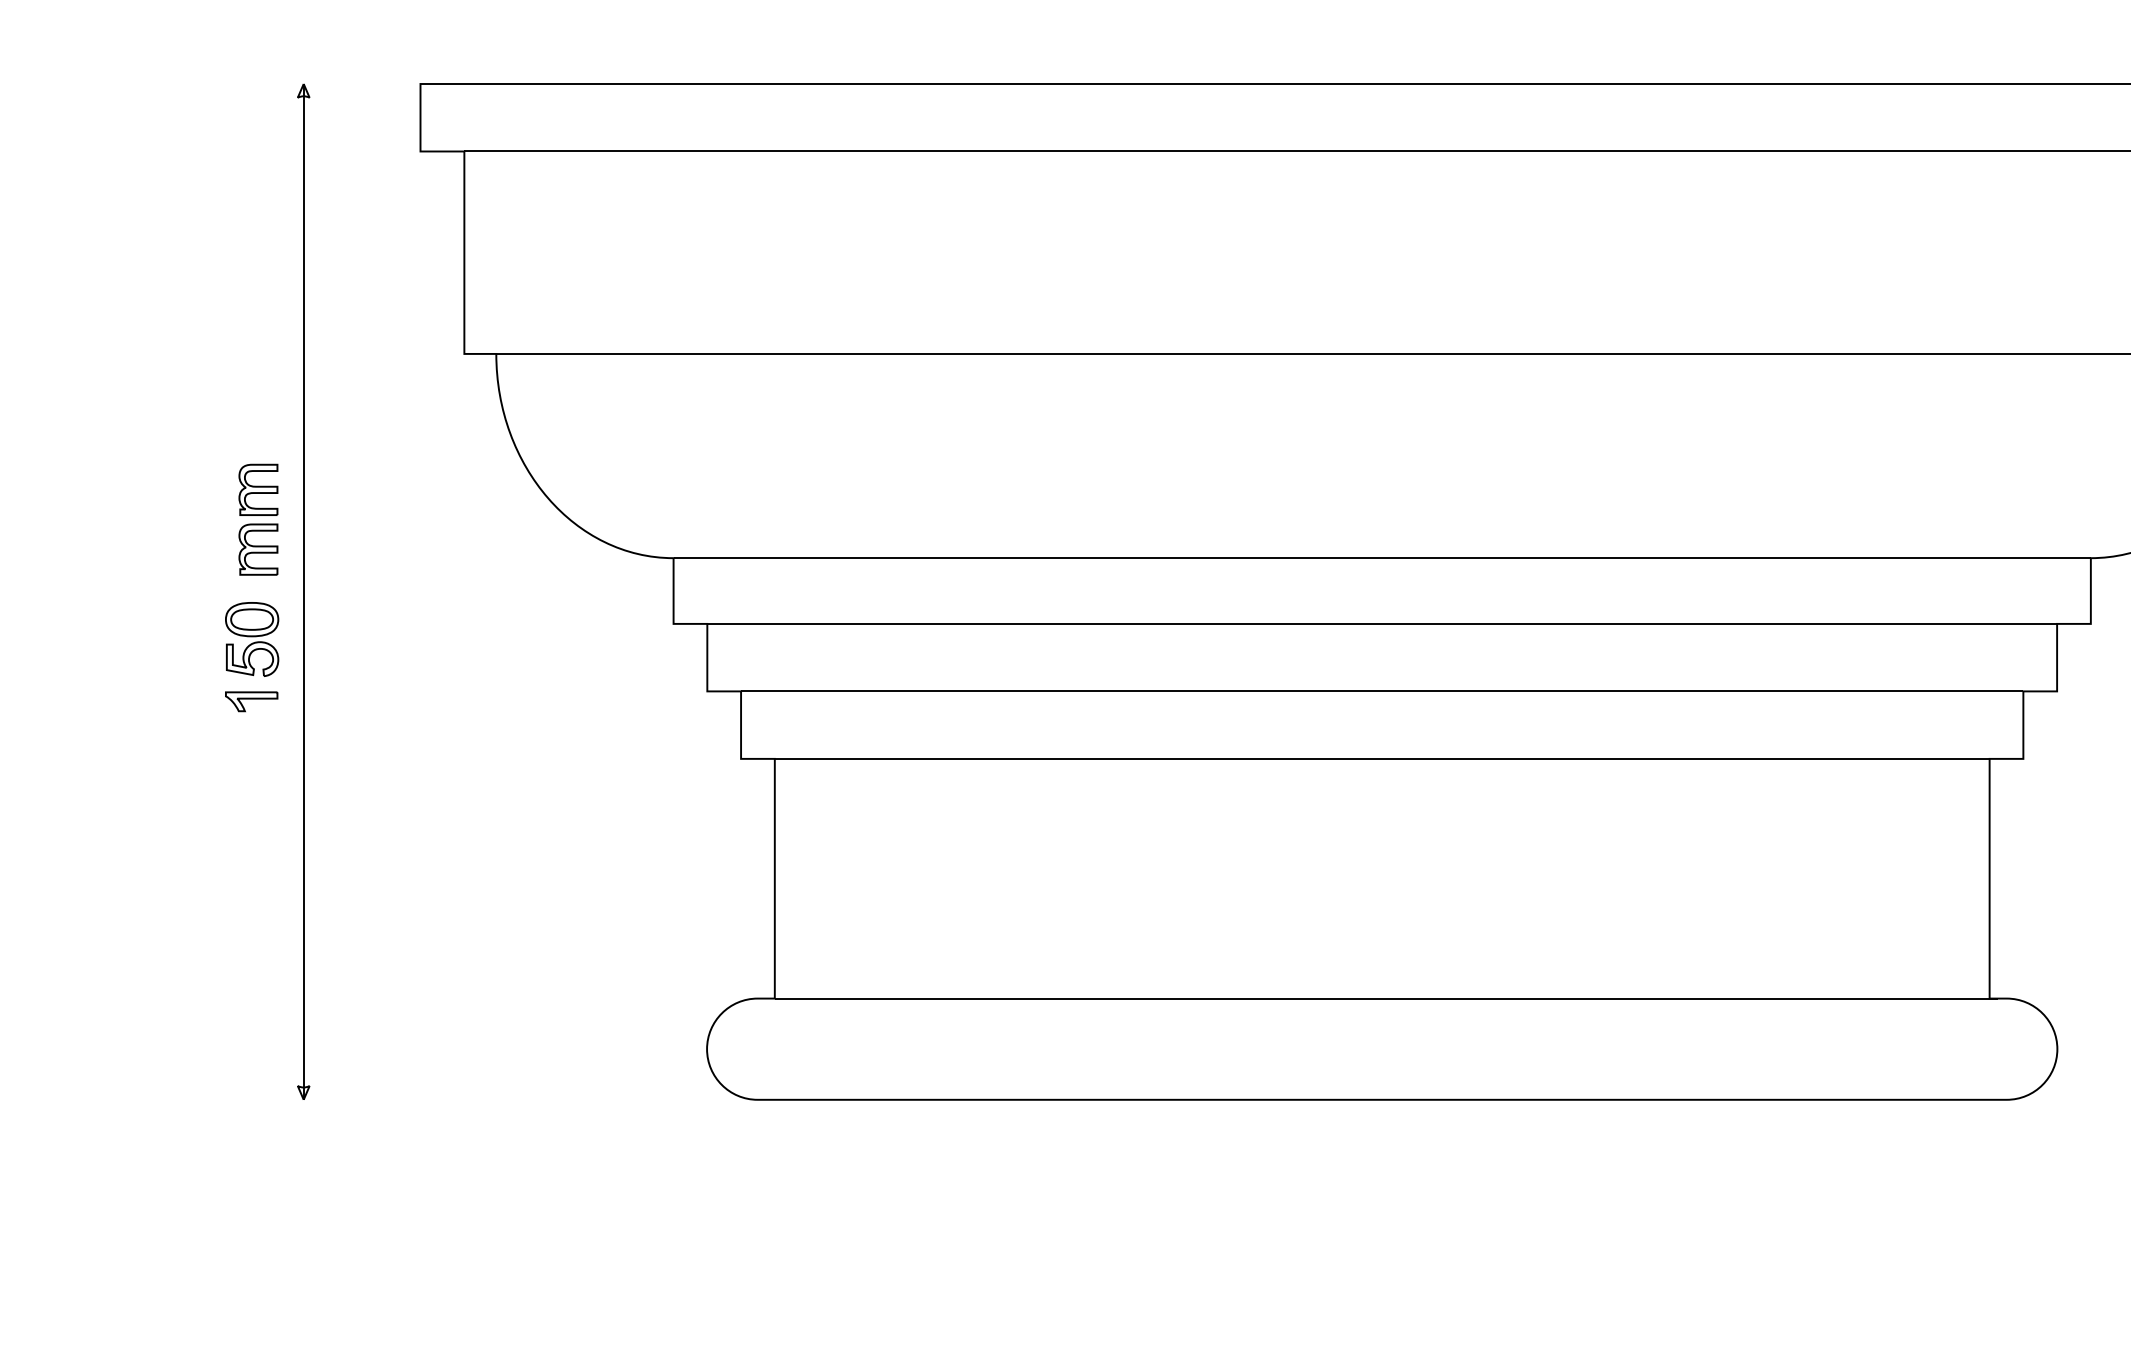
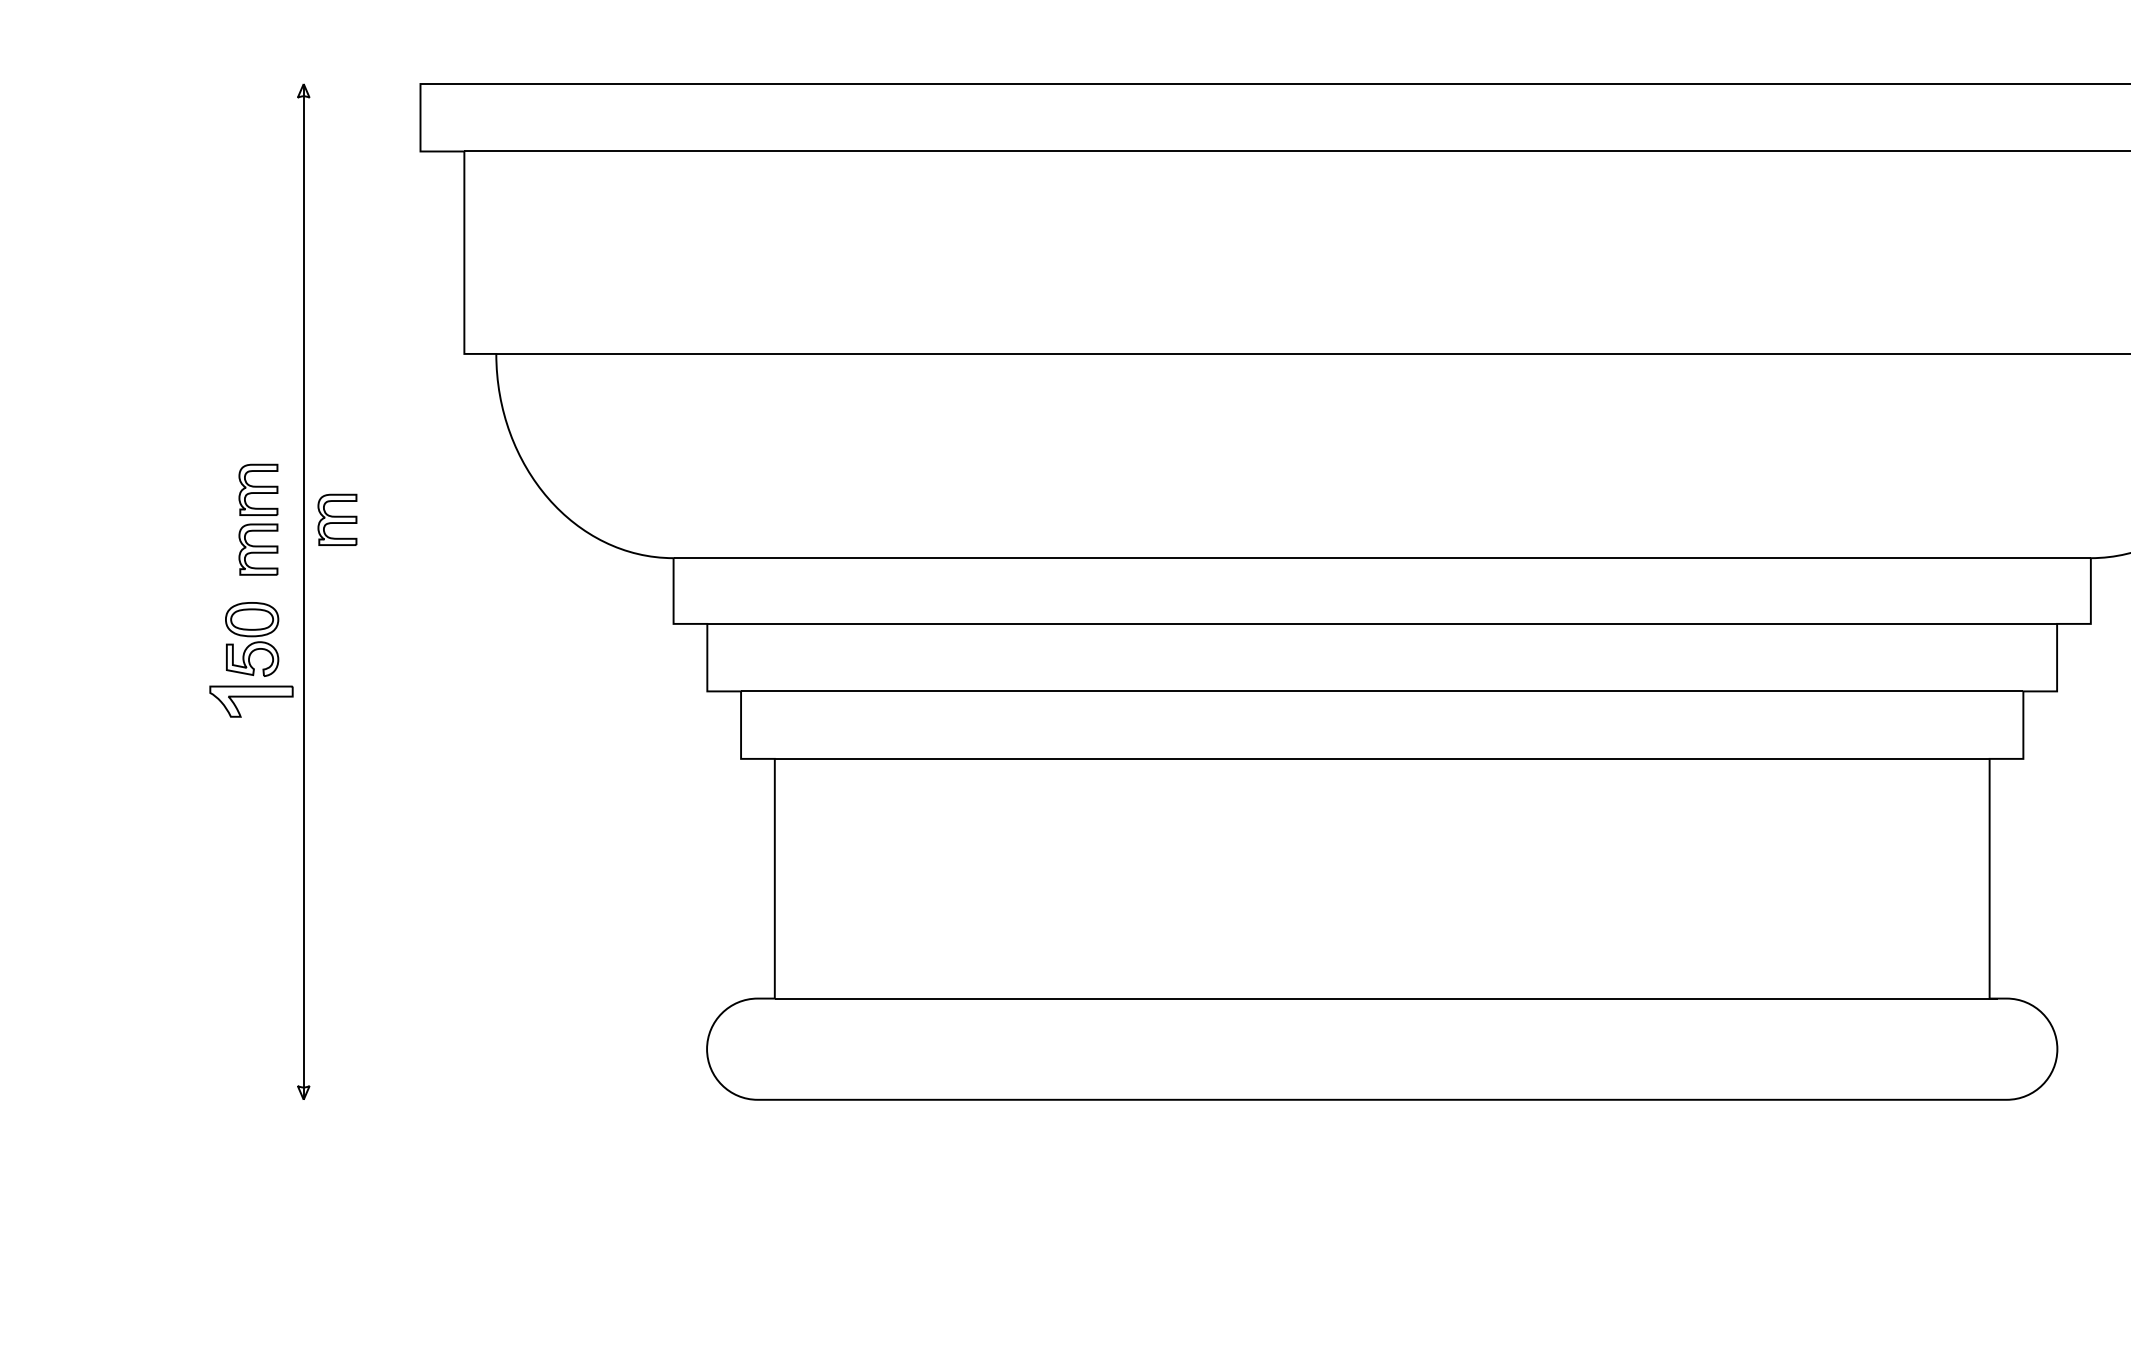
part: none -> present (337, 519)
part size: 54x22 px -> 85x33 px (251, 701)
